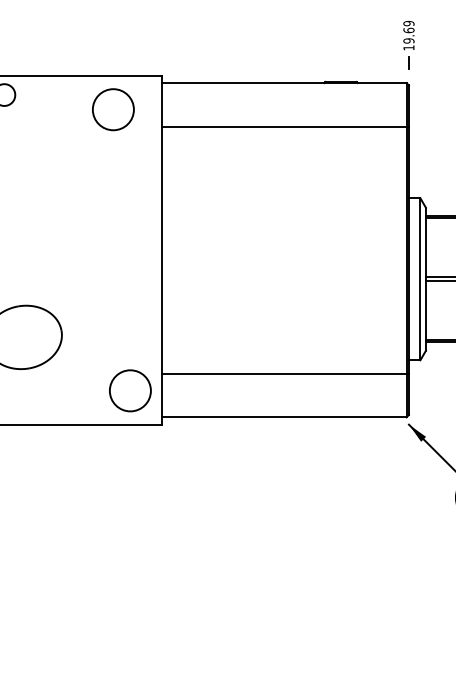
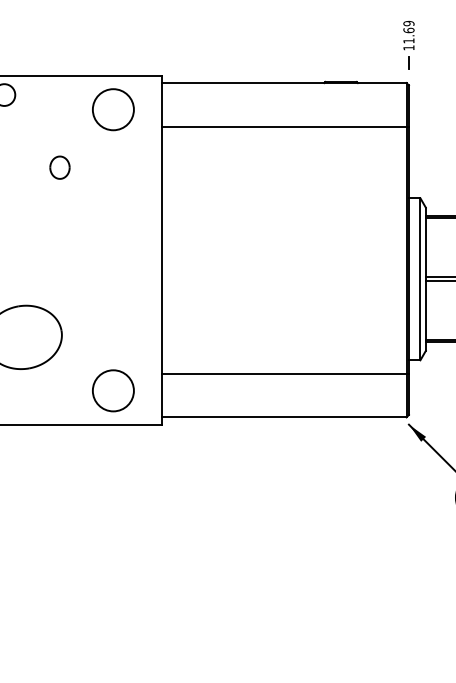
text: 19.69 -> 11.69 (408, 40)
part: none -> present (59, 167)
circle position: (130, 390) -> (113, 390) (113, 390)
